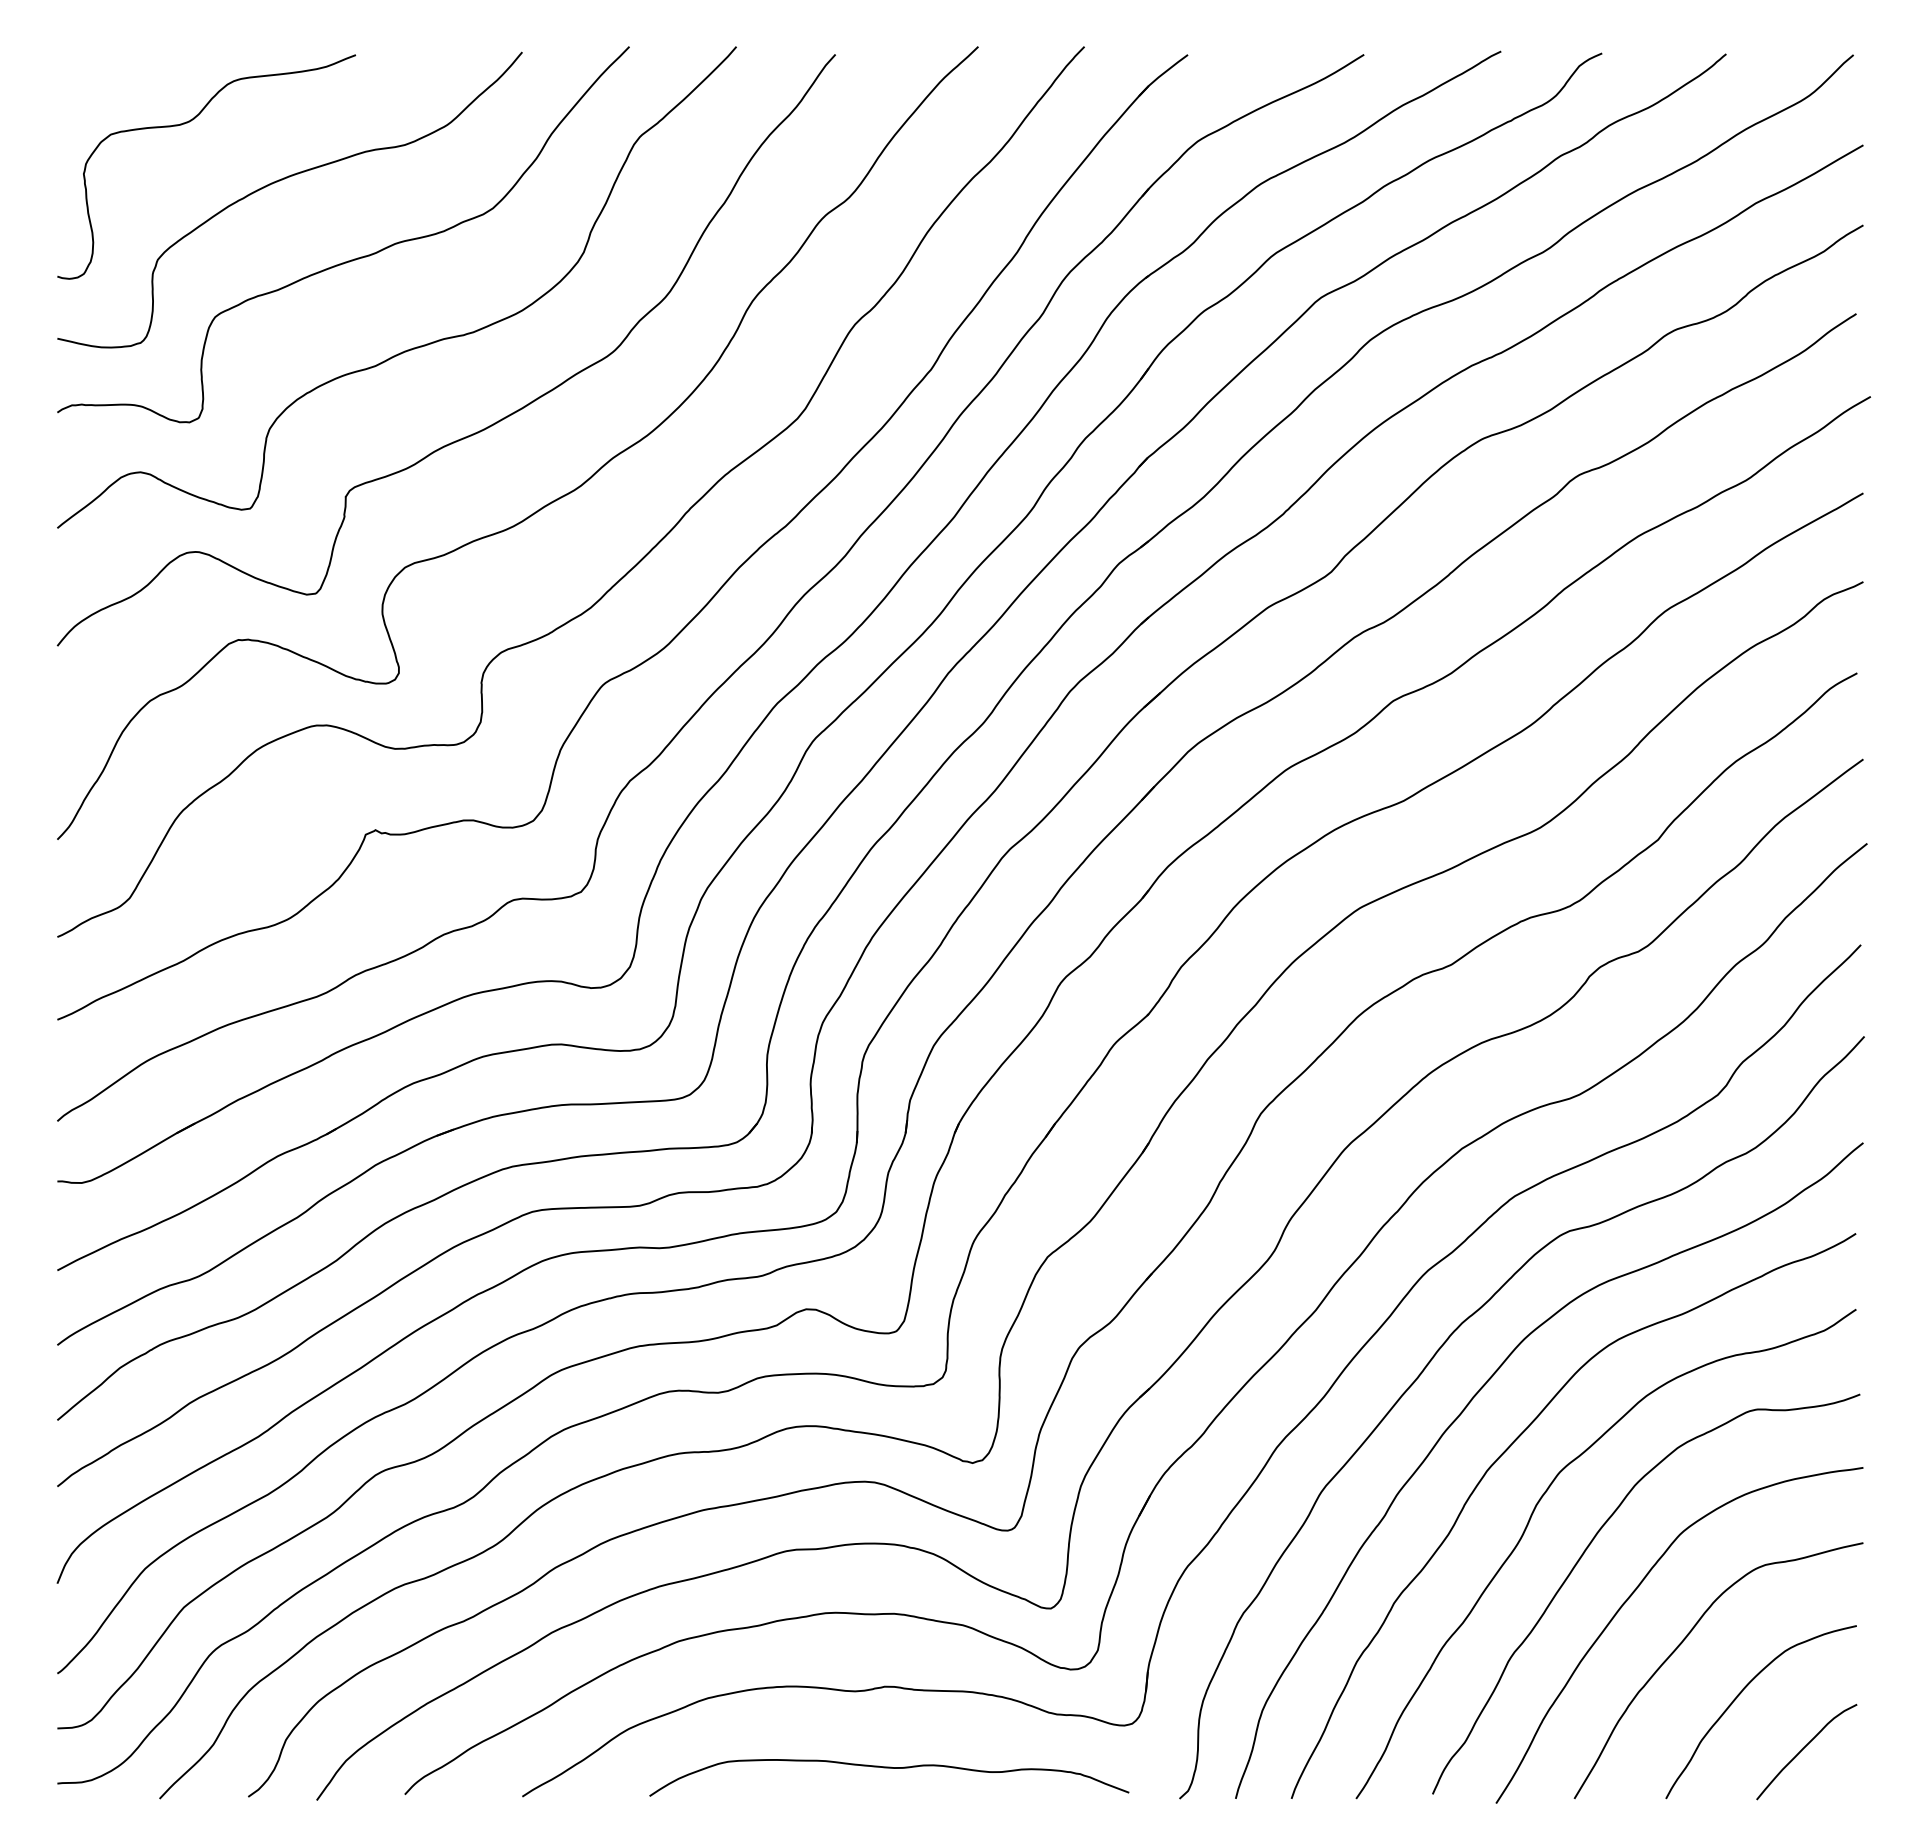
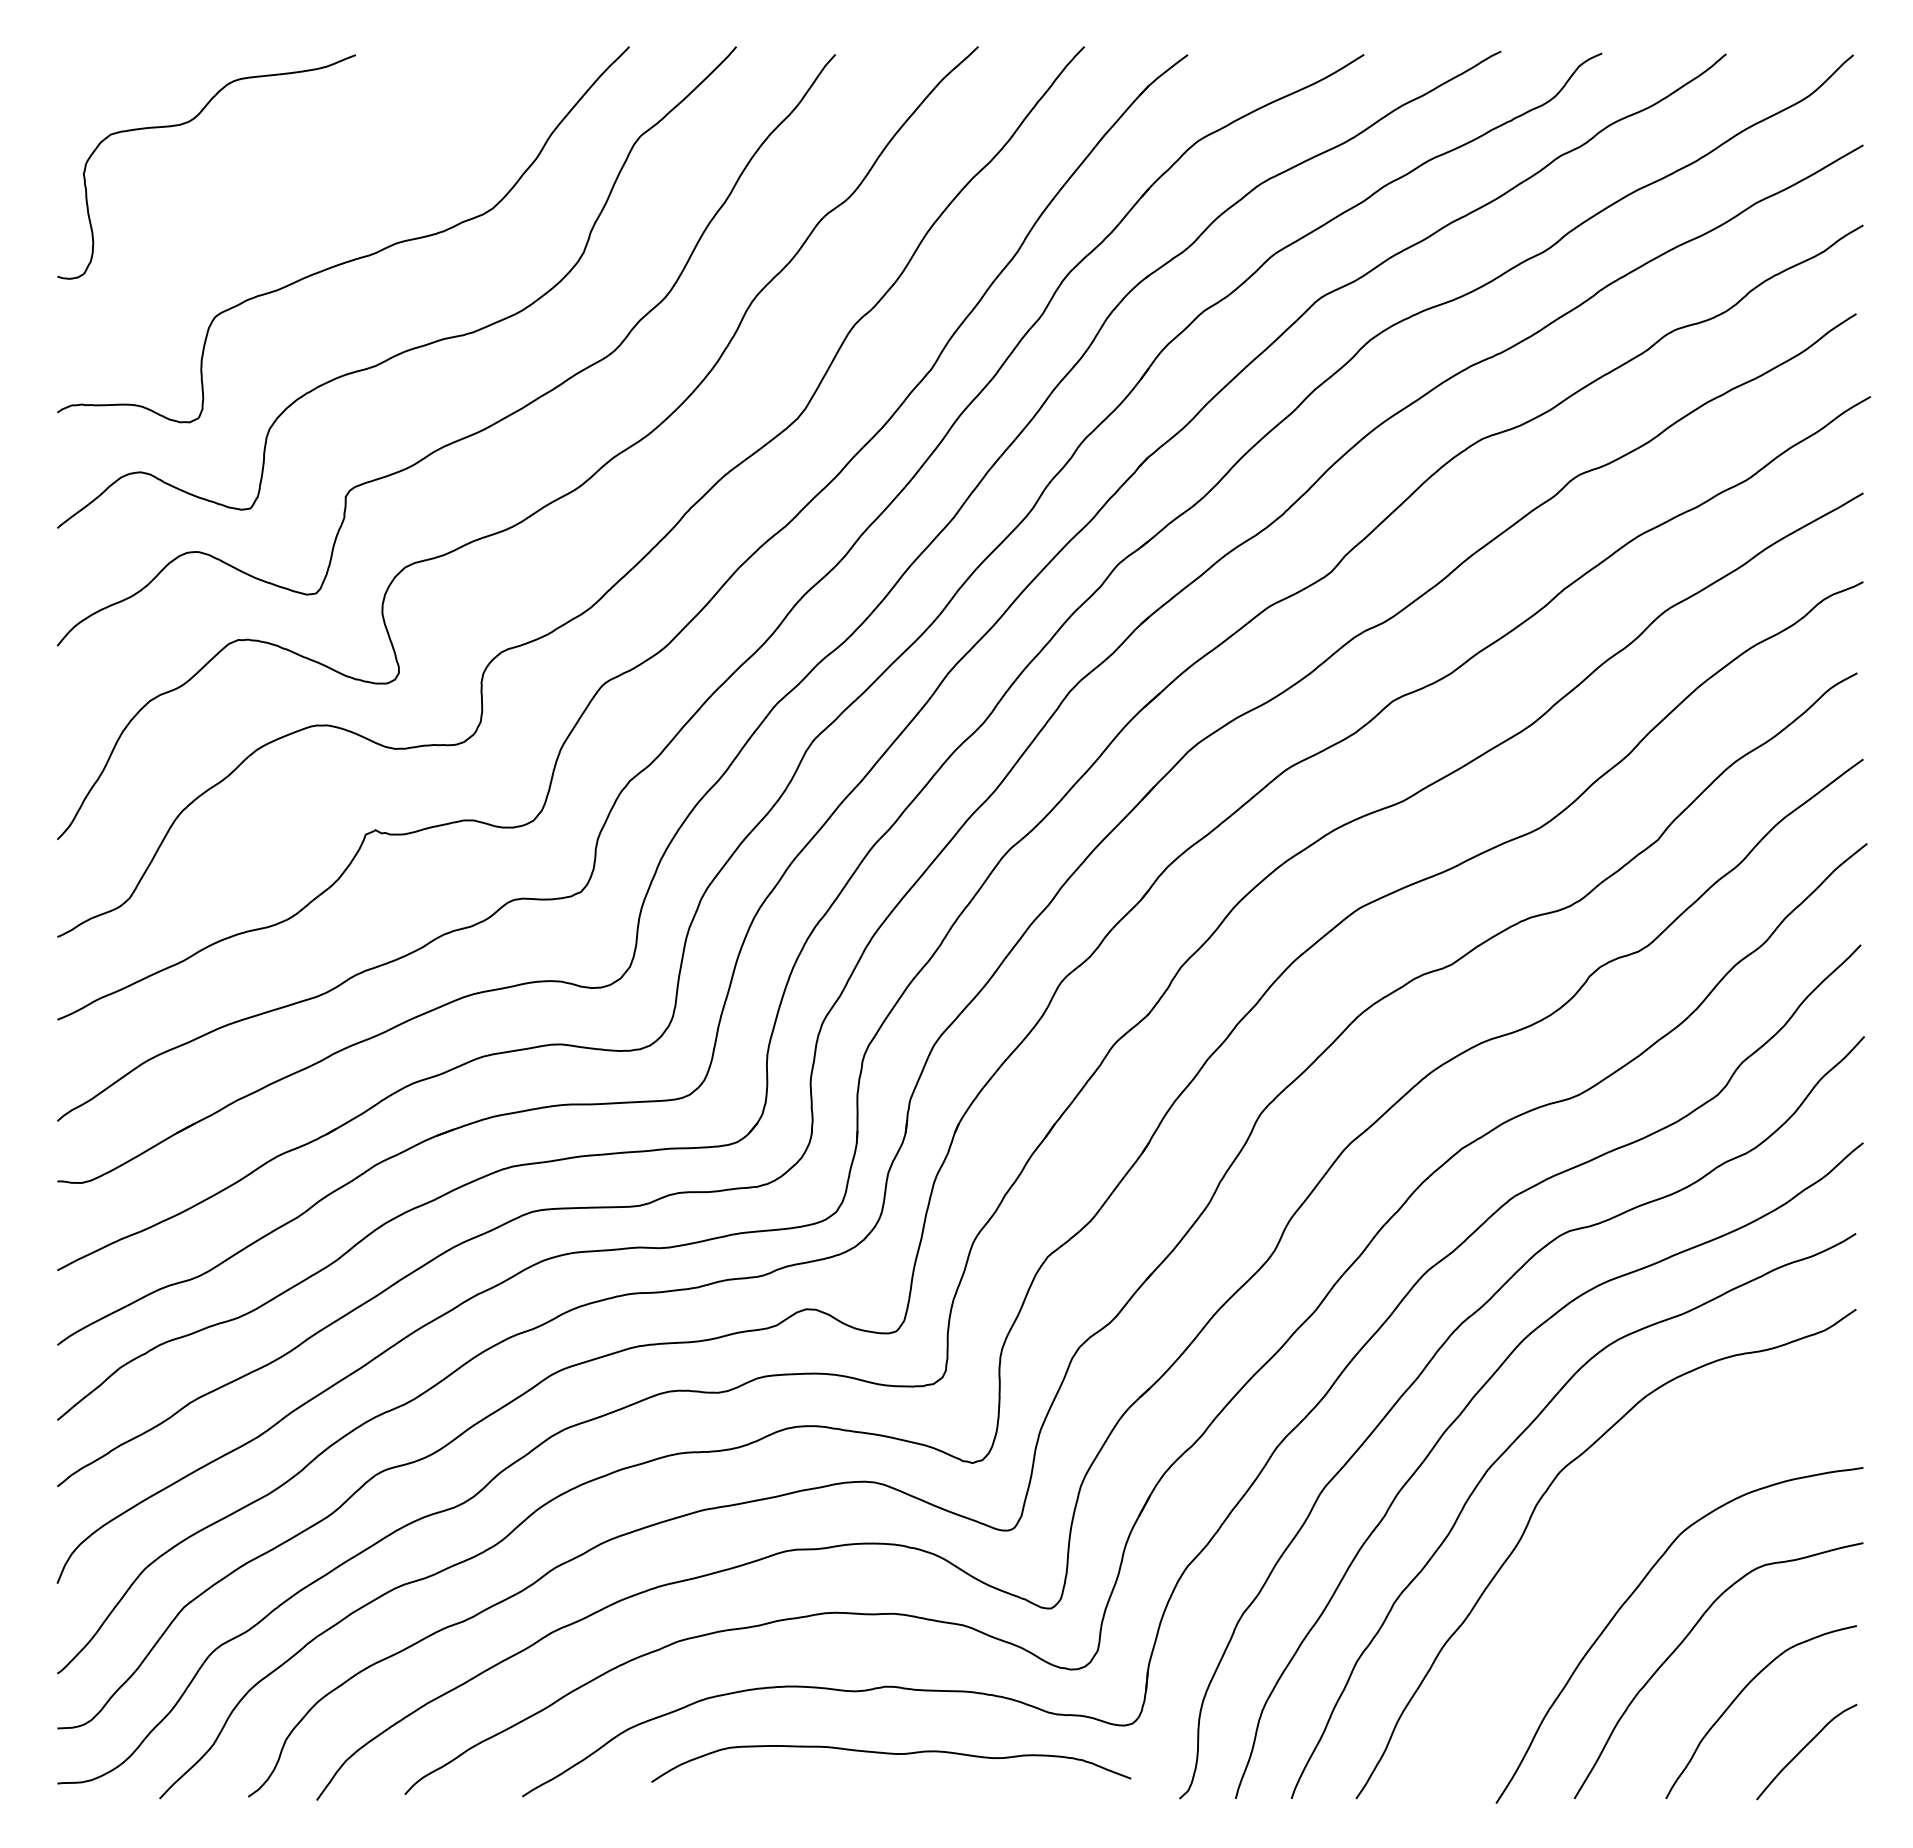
curve: present -> none (282, 180)
curve: present -> none (1585, 1552)
curve position: (889, 1768) -> (891, 1754) (891, 1754)
